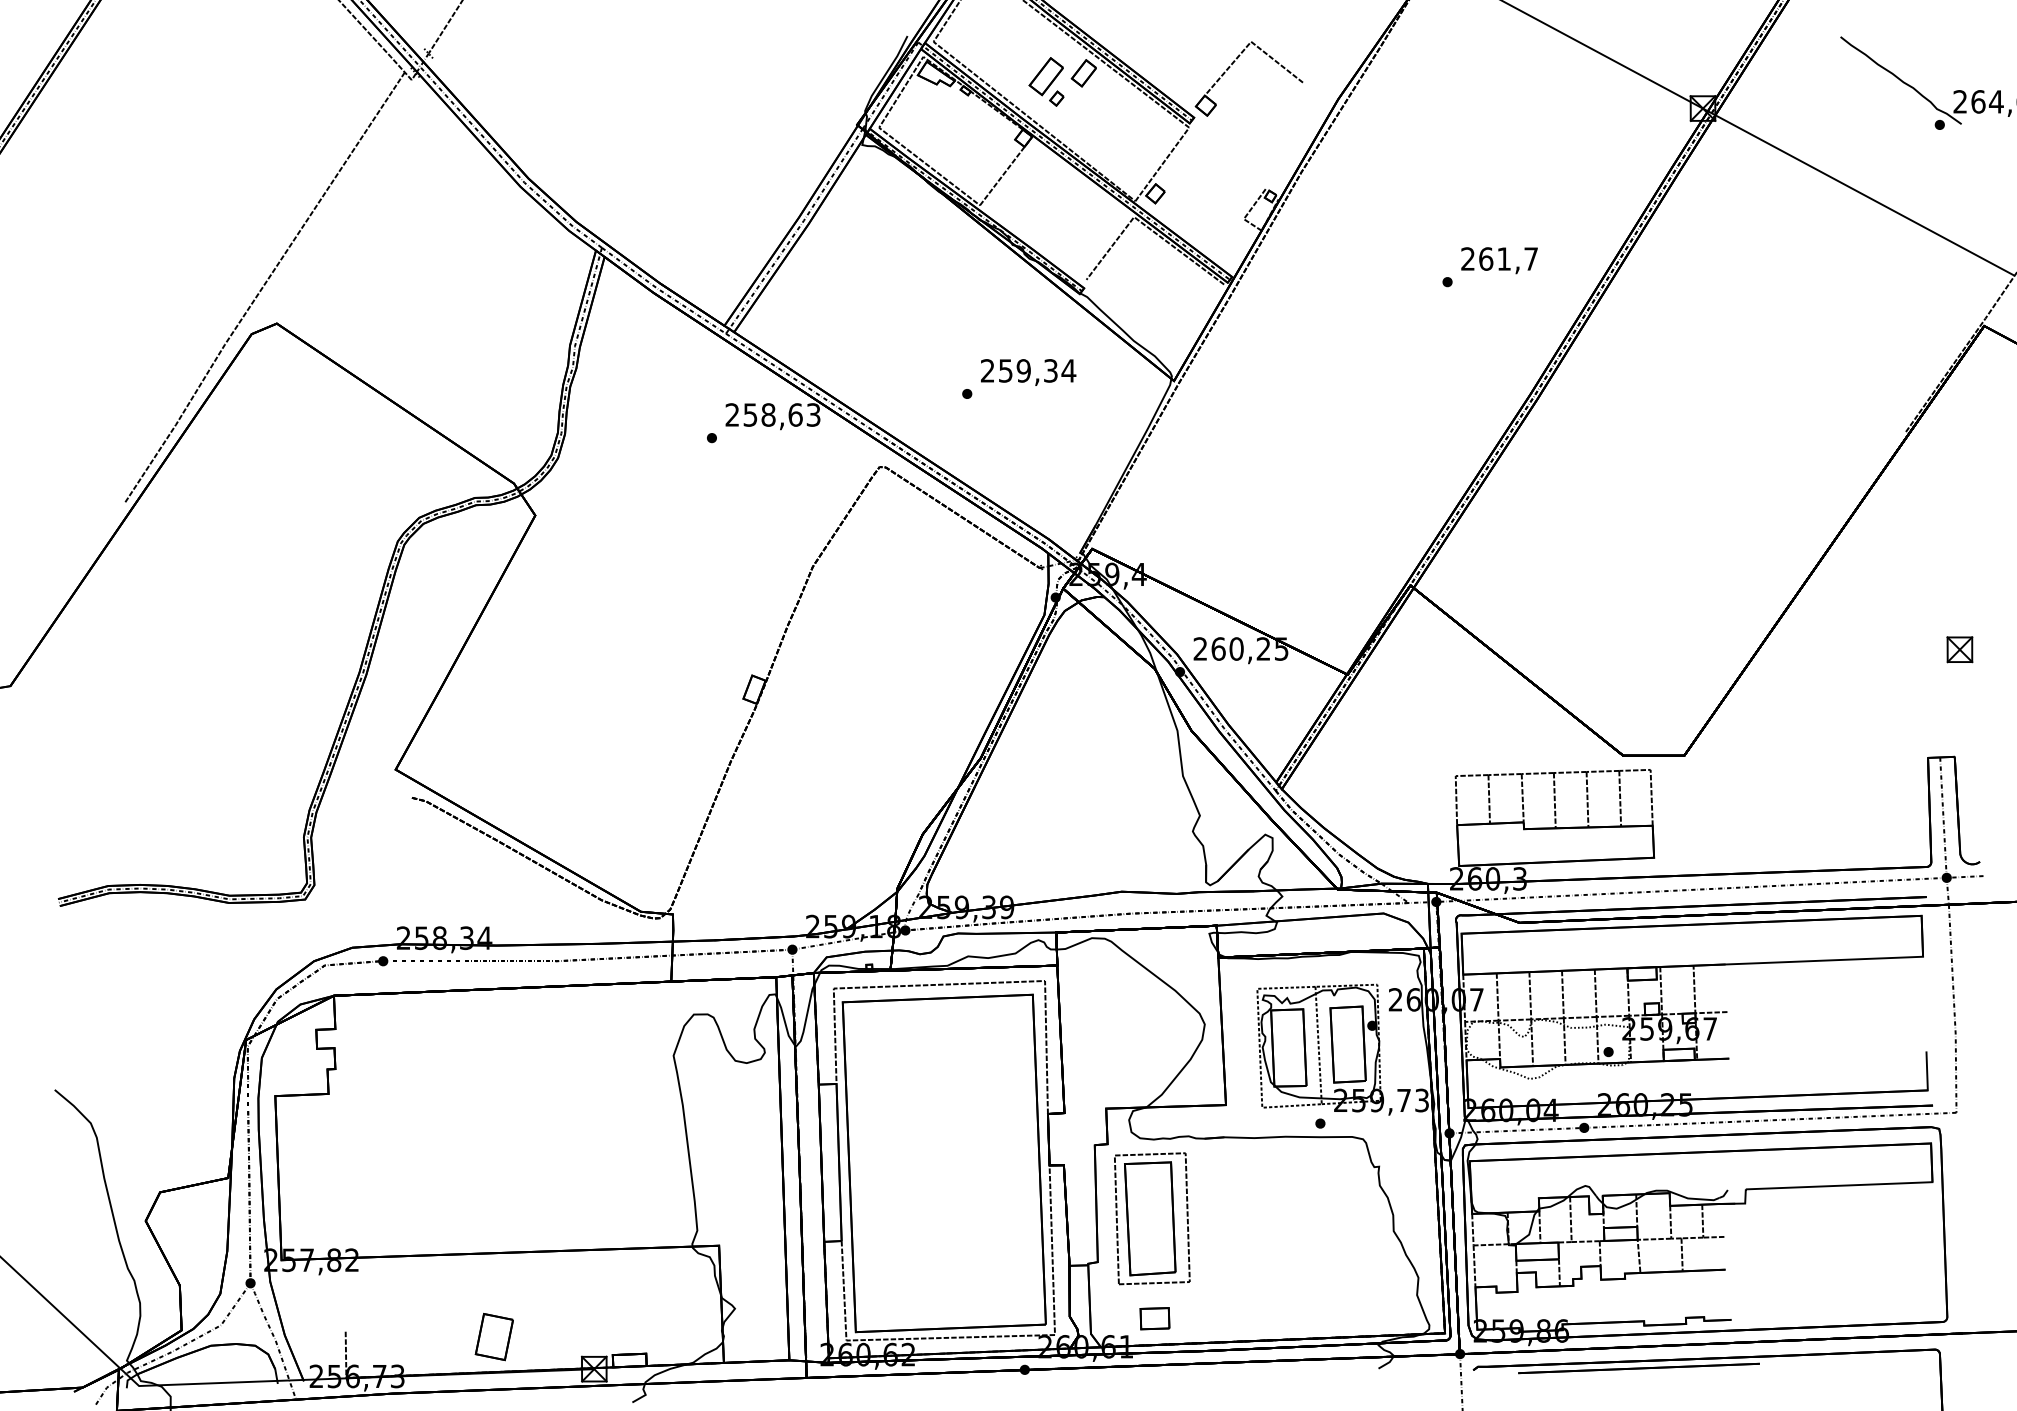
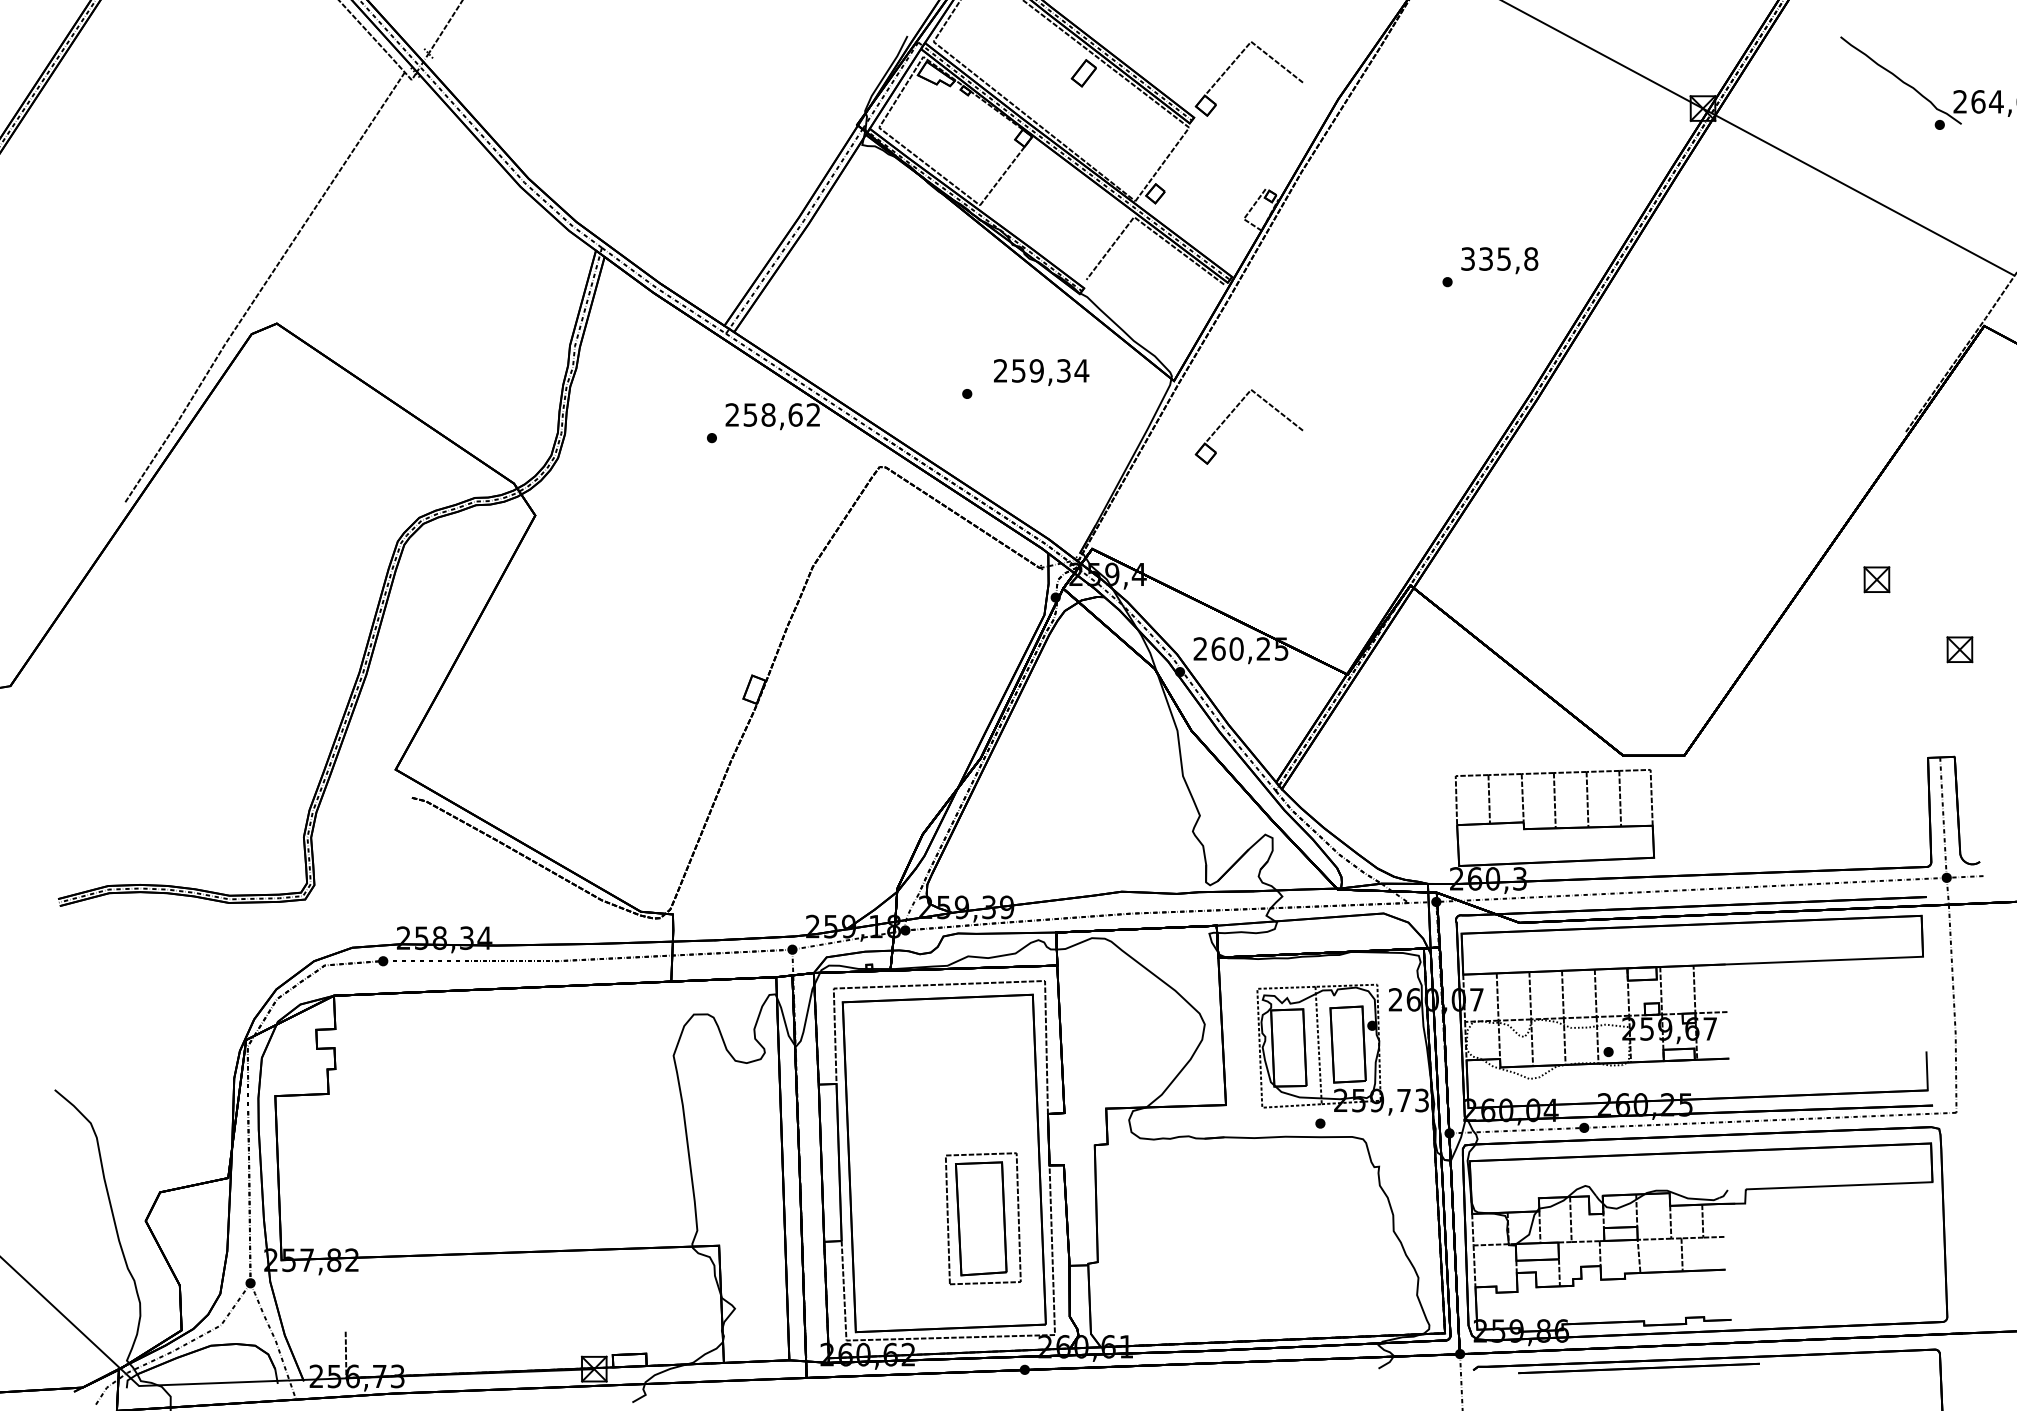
part: present -> none (1046, 81)
text: 261,7 -> 335,8 (1499, 258)
text position: (1028, 372) -> (1041, 372) (1041, 372)
text: 258,63 -> 258,62 (813, 414)
part: none -> present (1230, 415)
part: none -> present (1876, 579)
part position: (1152, 1218) -> (983, 1218) (983, 1218)
part: present -> none (1154, 1318)
part: present -> none (493, 1337)
